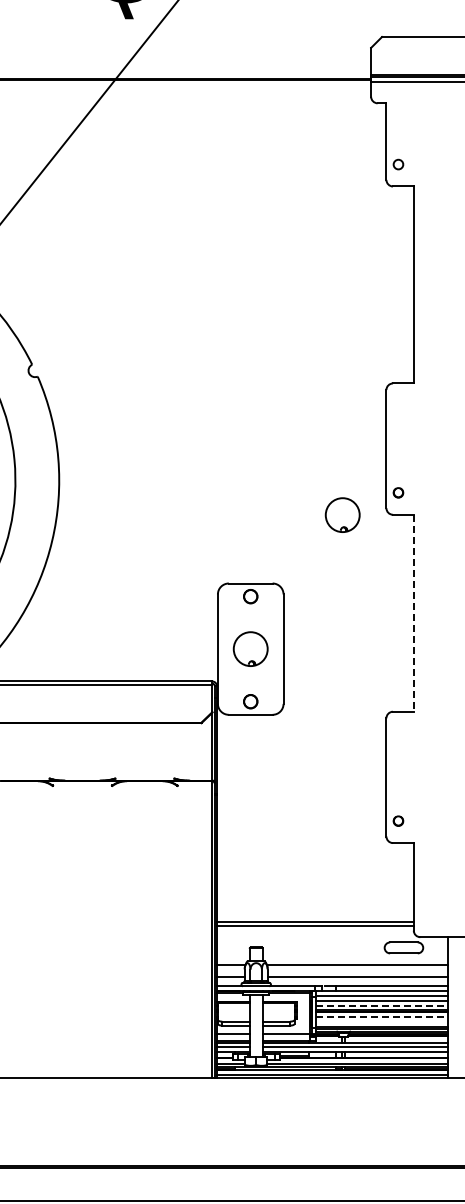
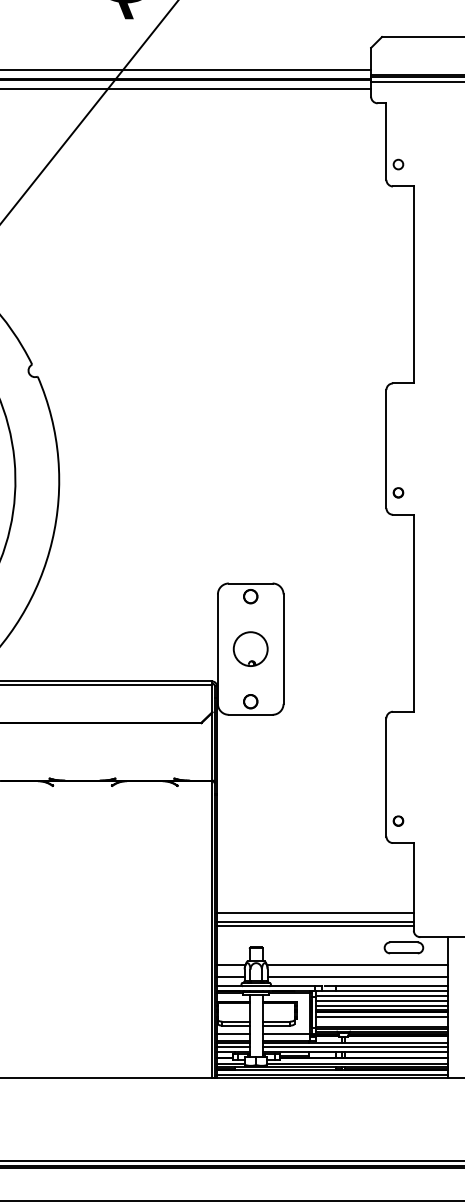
line: none -> present (186, 70)
line: none -> present (186, 88)
part: present -> none (342, 514)
line: dashed -> solid (413, 613)
line: none -> present (314, 912)
line: dashed -> solid (382, 1005)
line: dashed -> solid (382, 1016)
line: none -> present (231, 1161)
